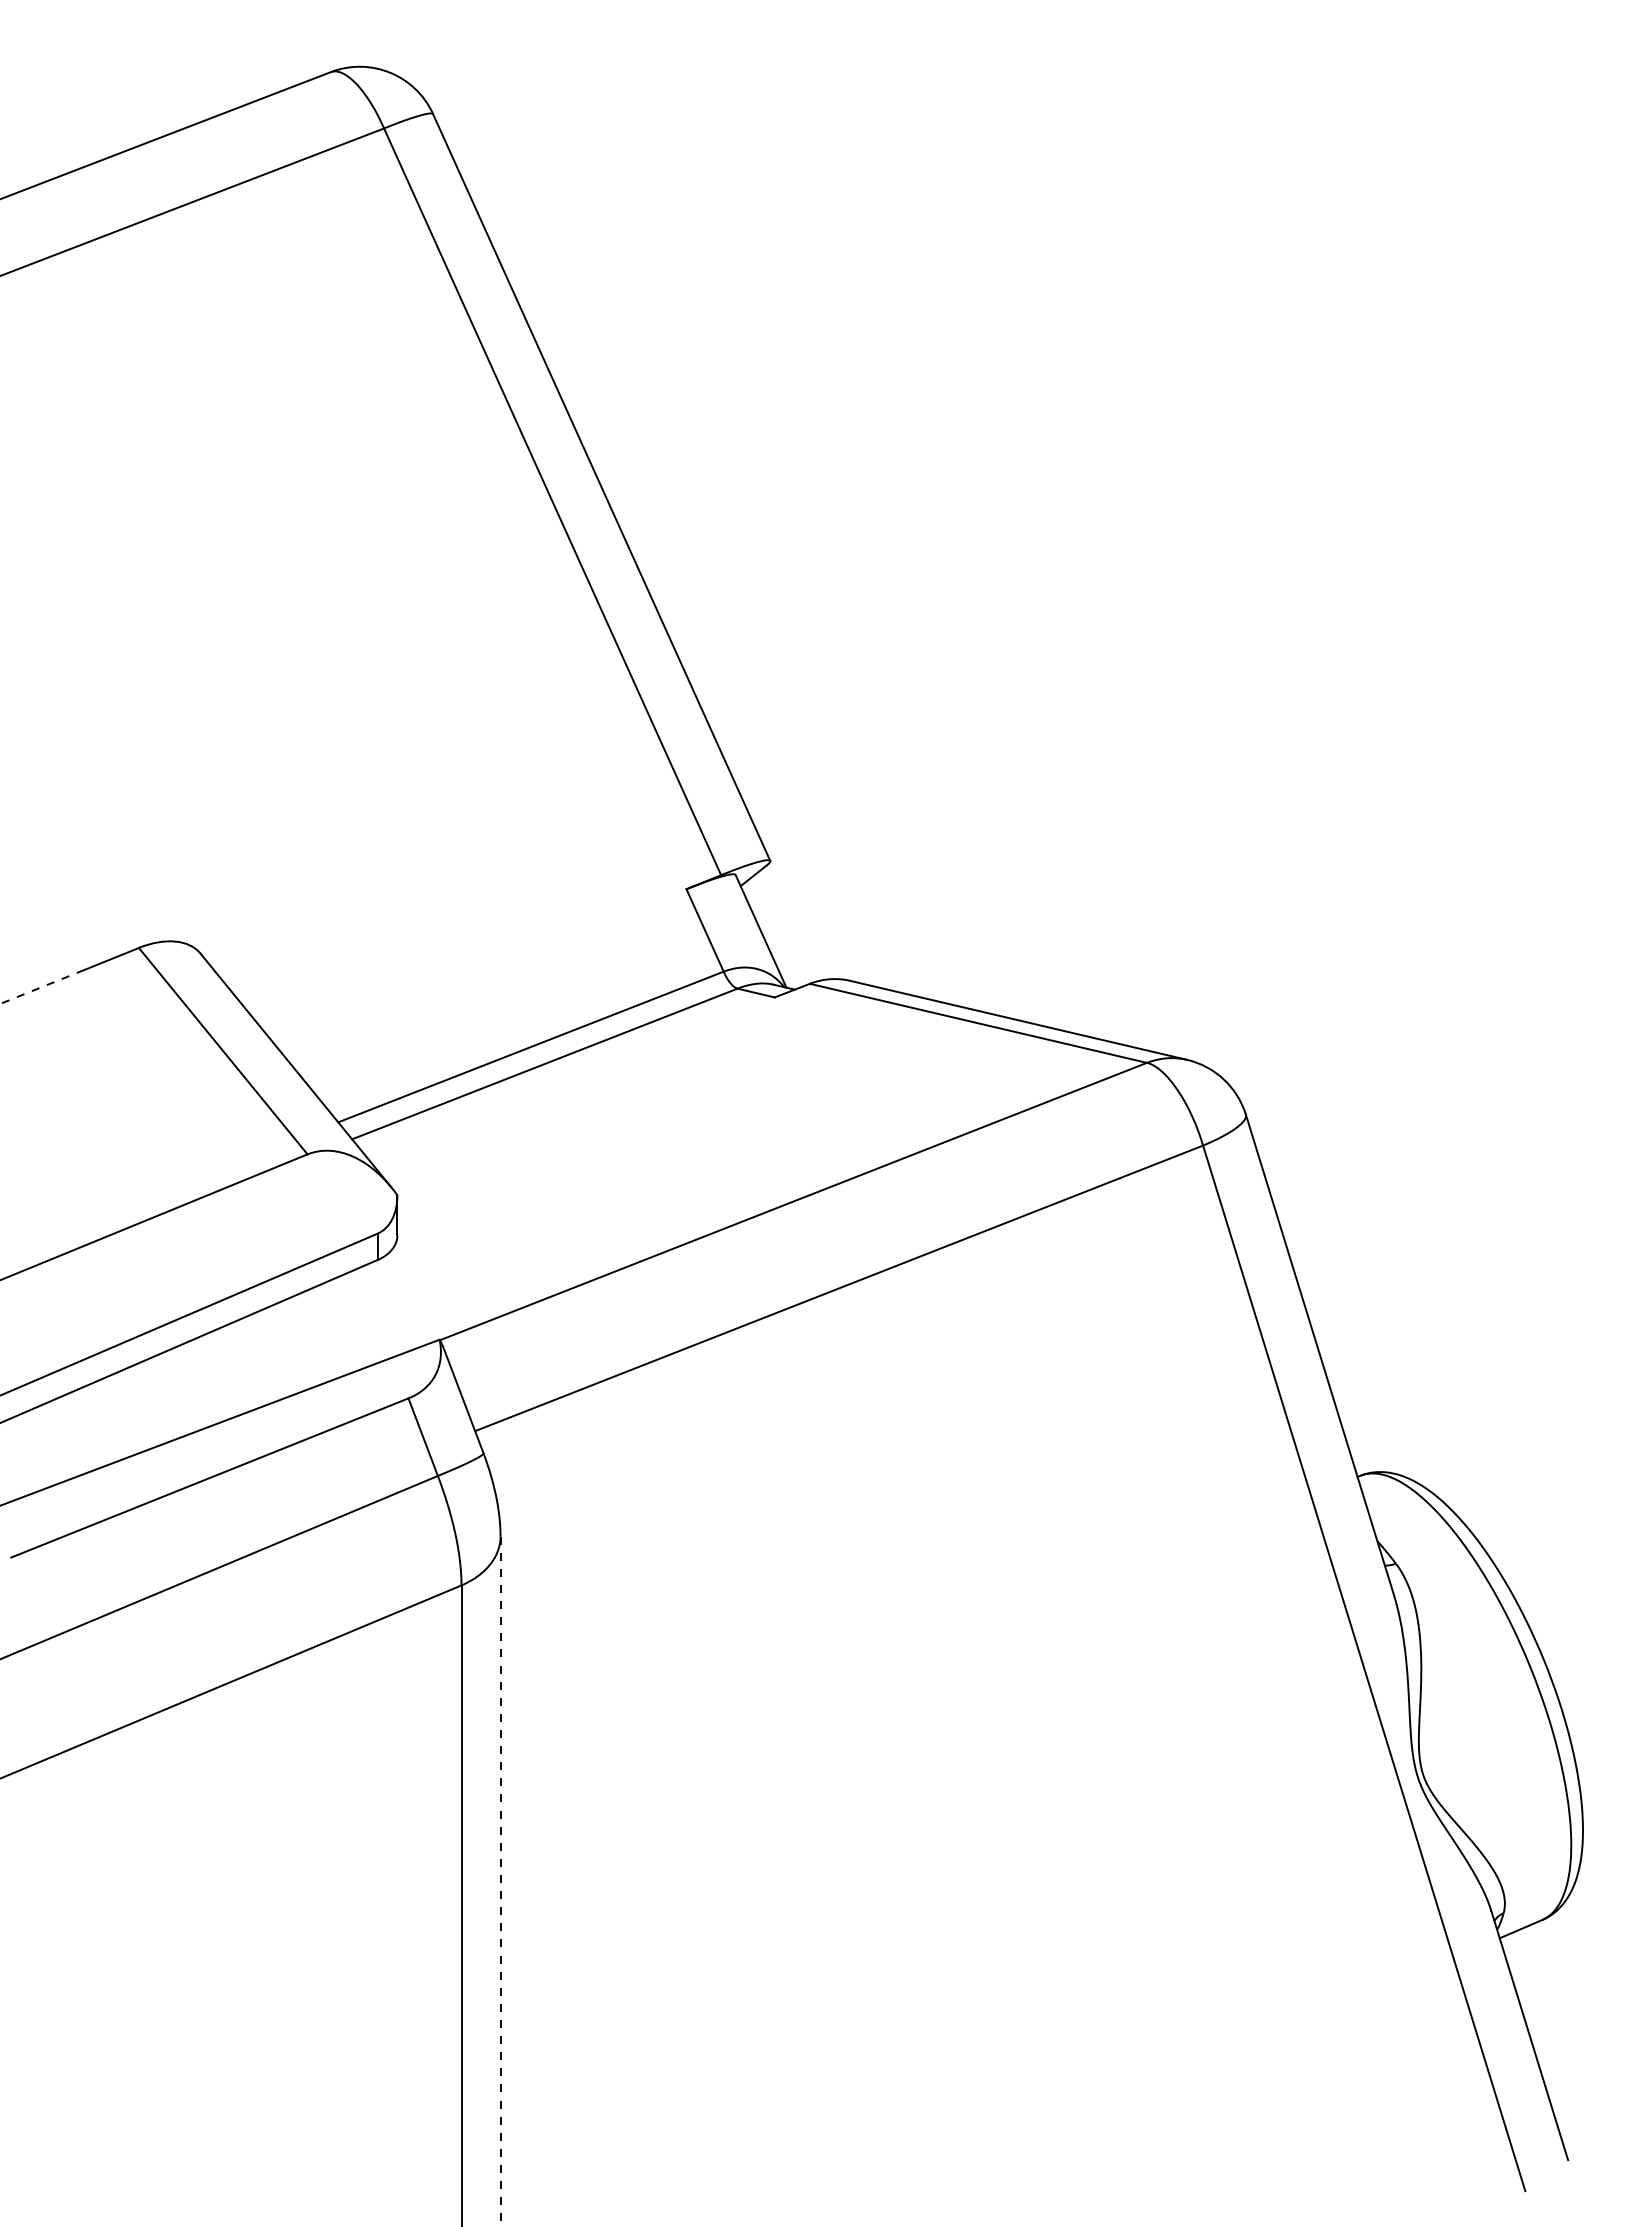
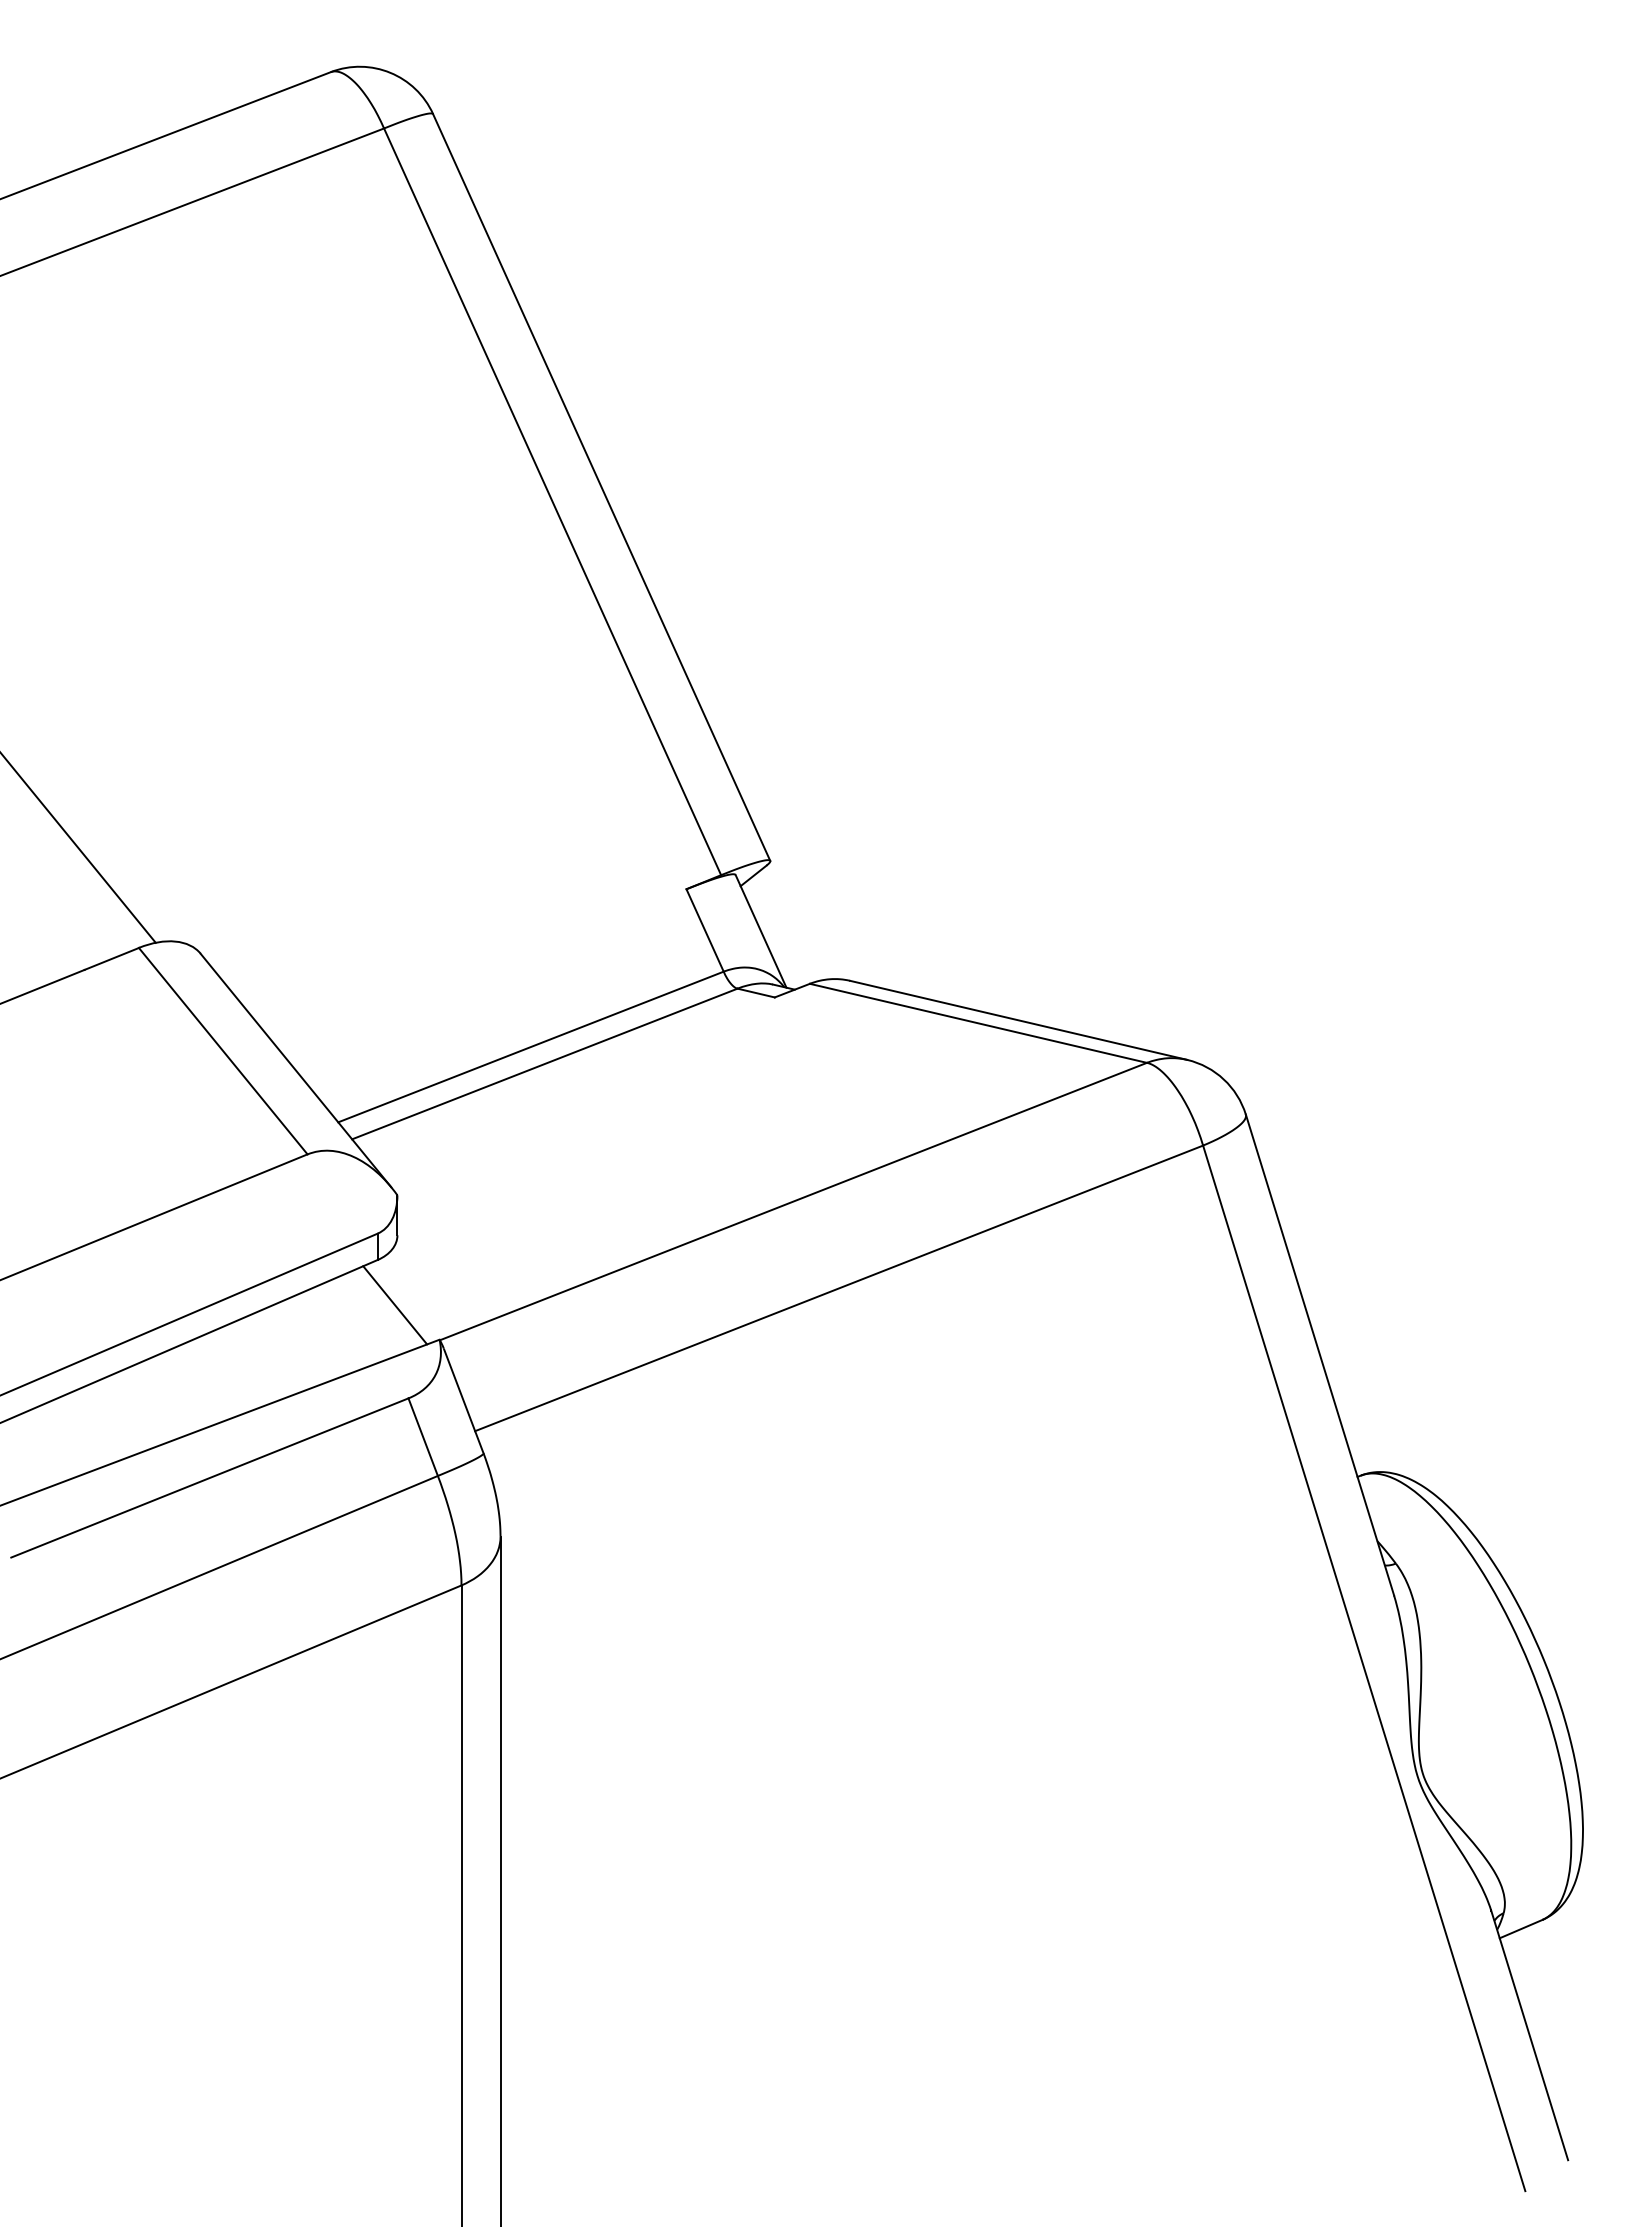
line: none -> present (78, 848)
line: dashed -> solid (43, 986)
line: none -> present (395, 1305)
line: dashed -> solid (500, 1881)
